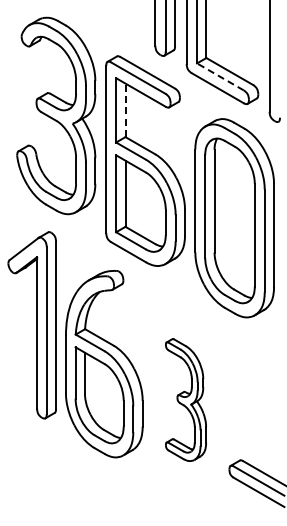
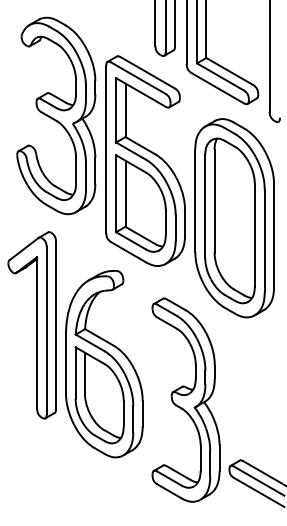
line: dashed -> solid (220, 76)
line: dashed -> solid (125, 110)
part size: 42x124 px -> 70x206 px (185, 399)
